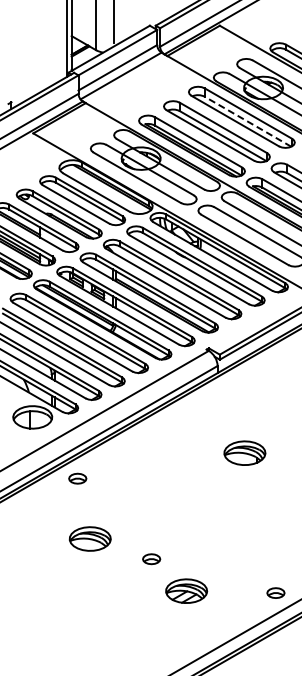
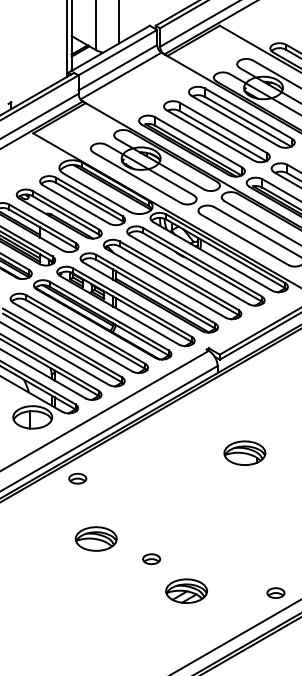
line position: (114, 22) -> (119, 22) (119, 22)
line: dashed -> solid (247, 121)
part position: (89, 538) -> (95, 538) (95, 538)
